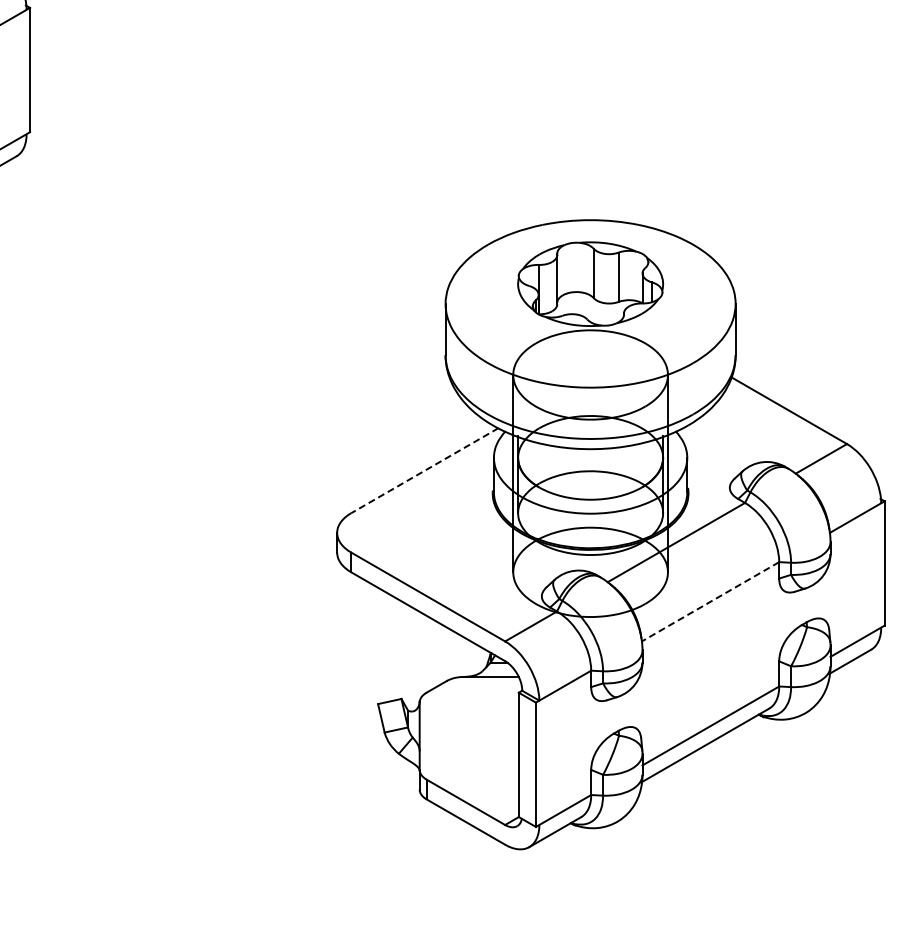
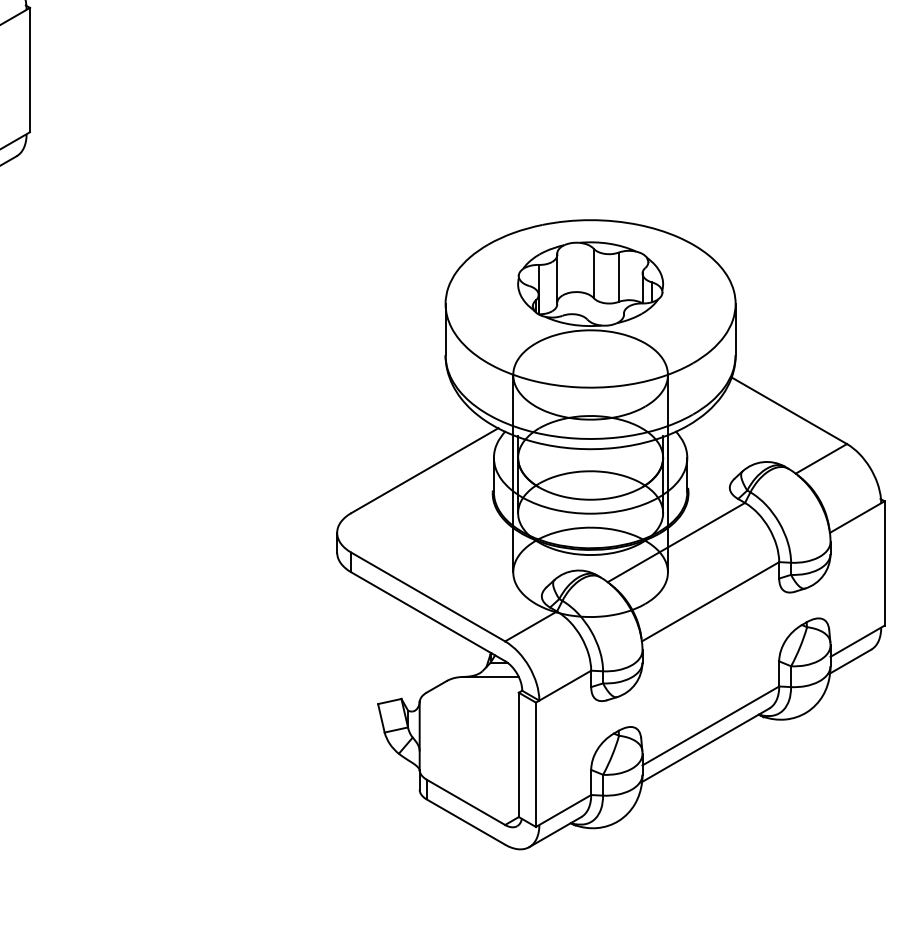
line: dashed -> solid (424, 470)
line: dashed -> solid (710, 602)
